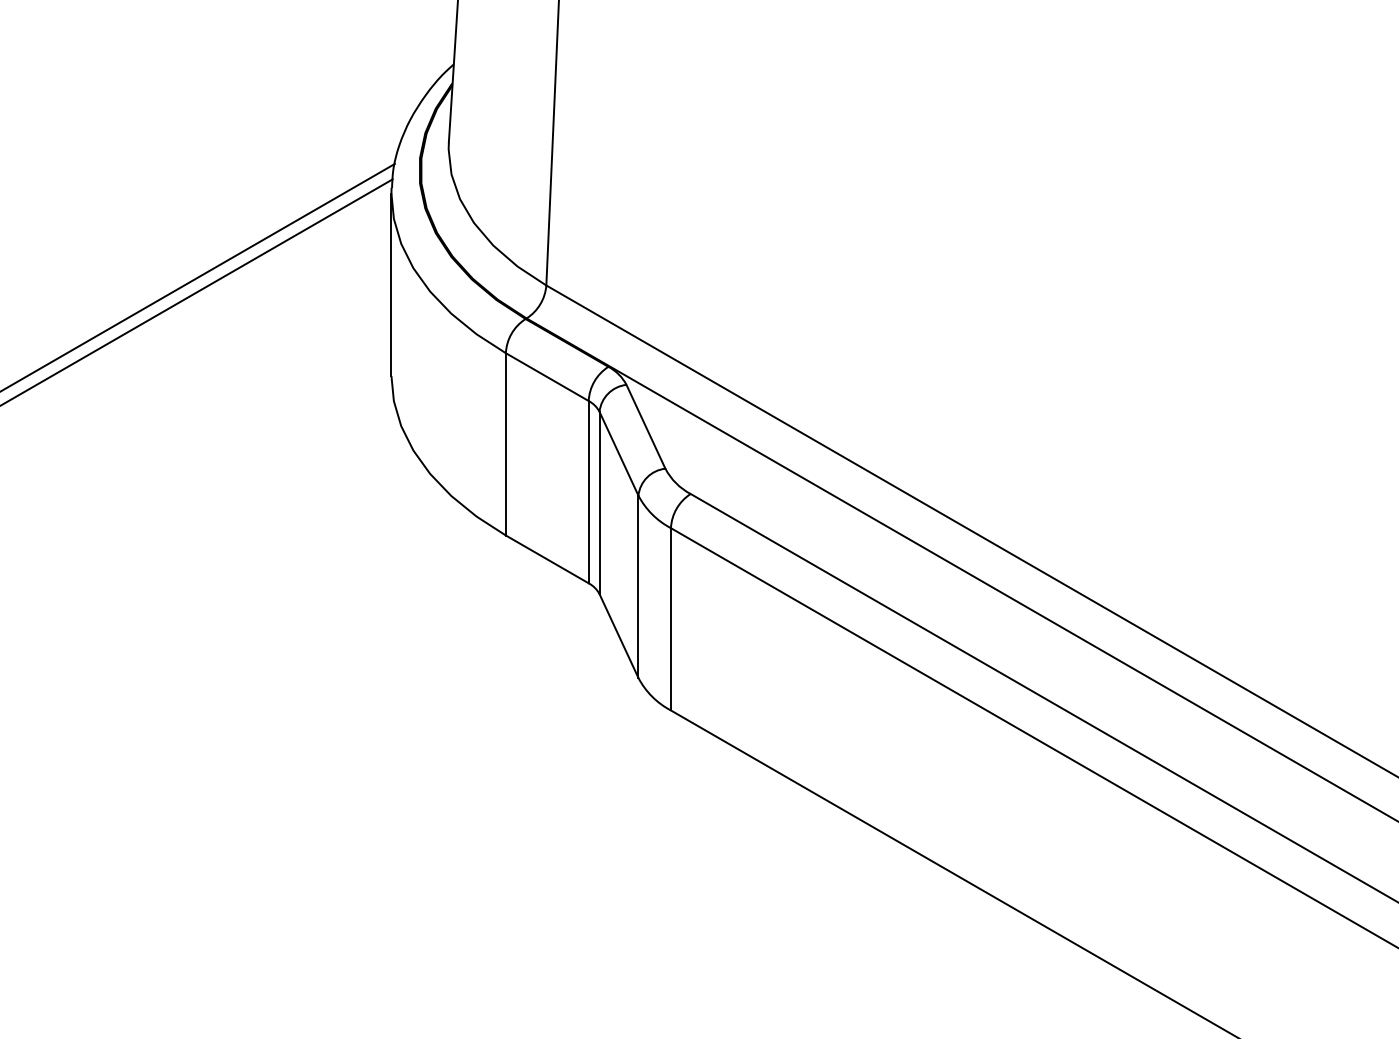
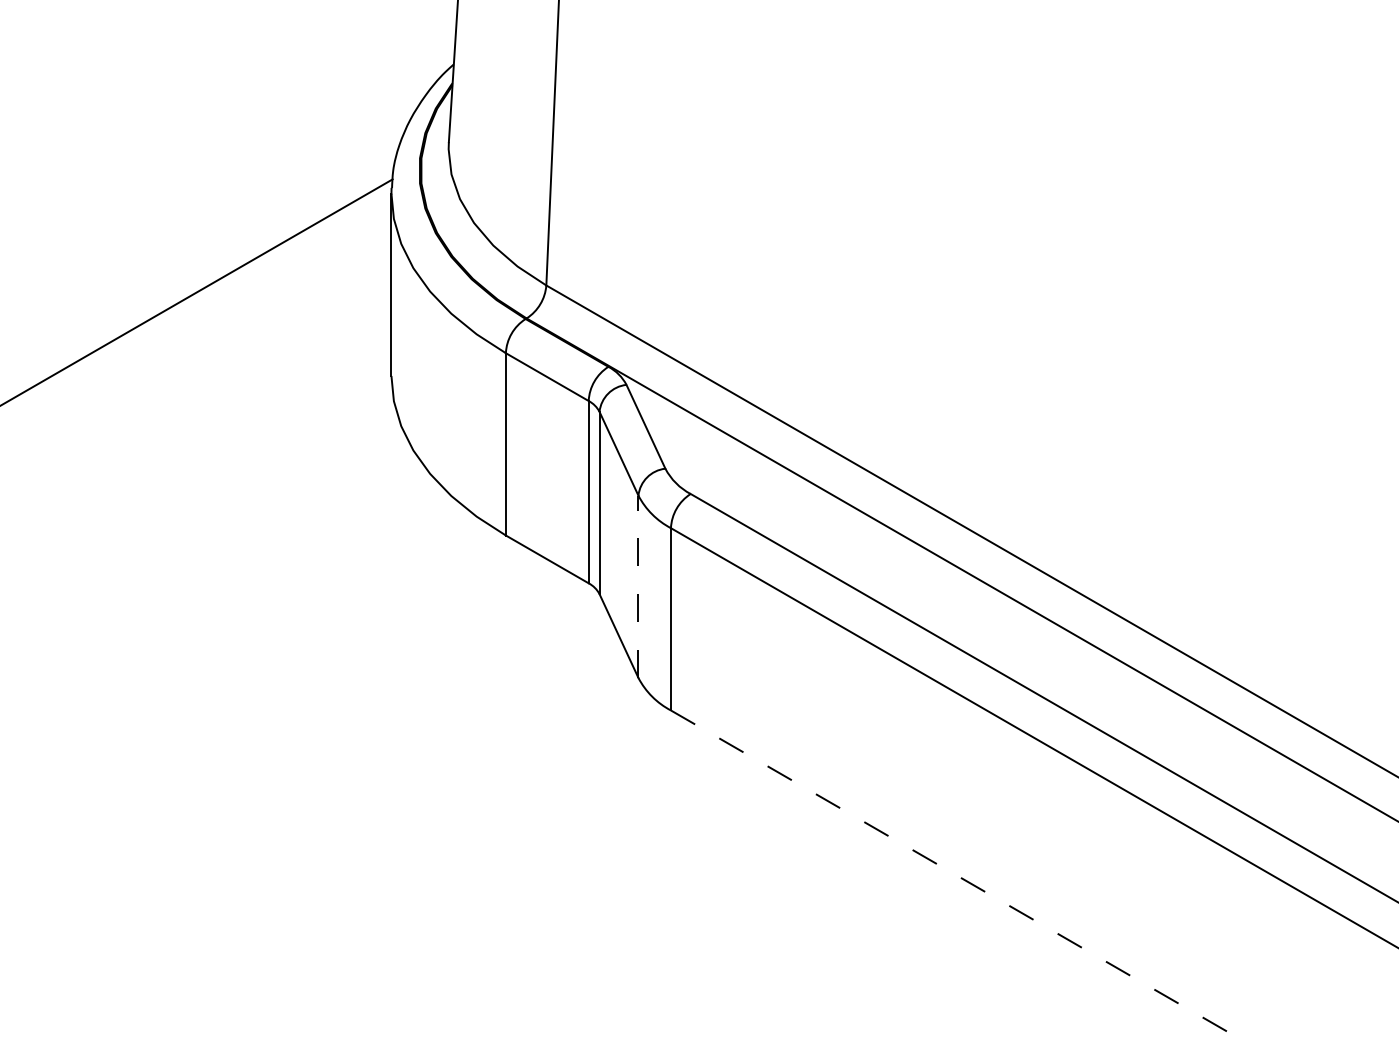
line: present -> none (198, 276)
line: solid -> dashed (638, 586)
line: solid -> dashed (955, 874)
